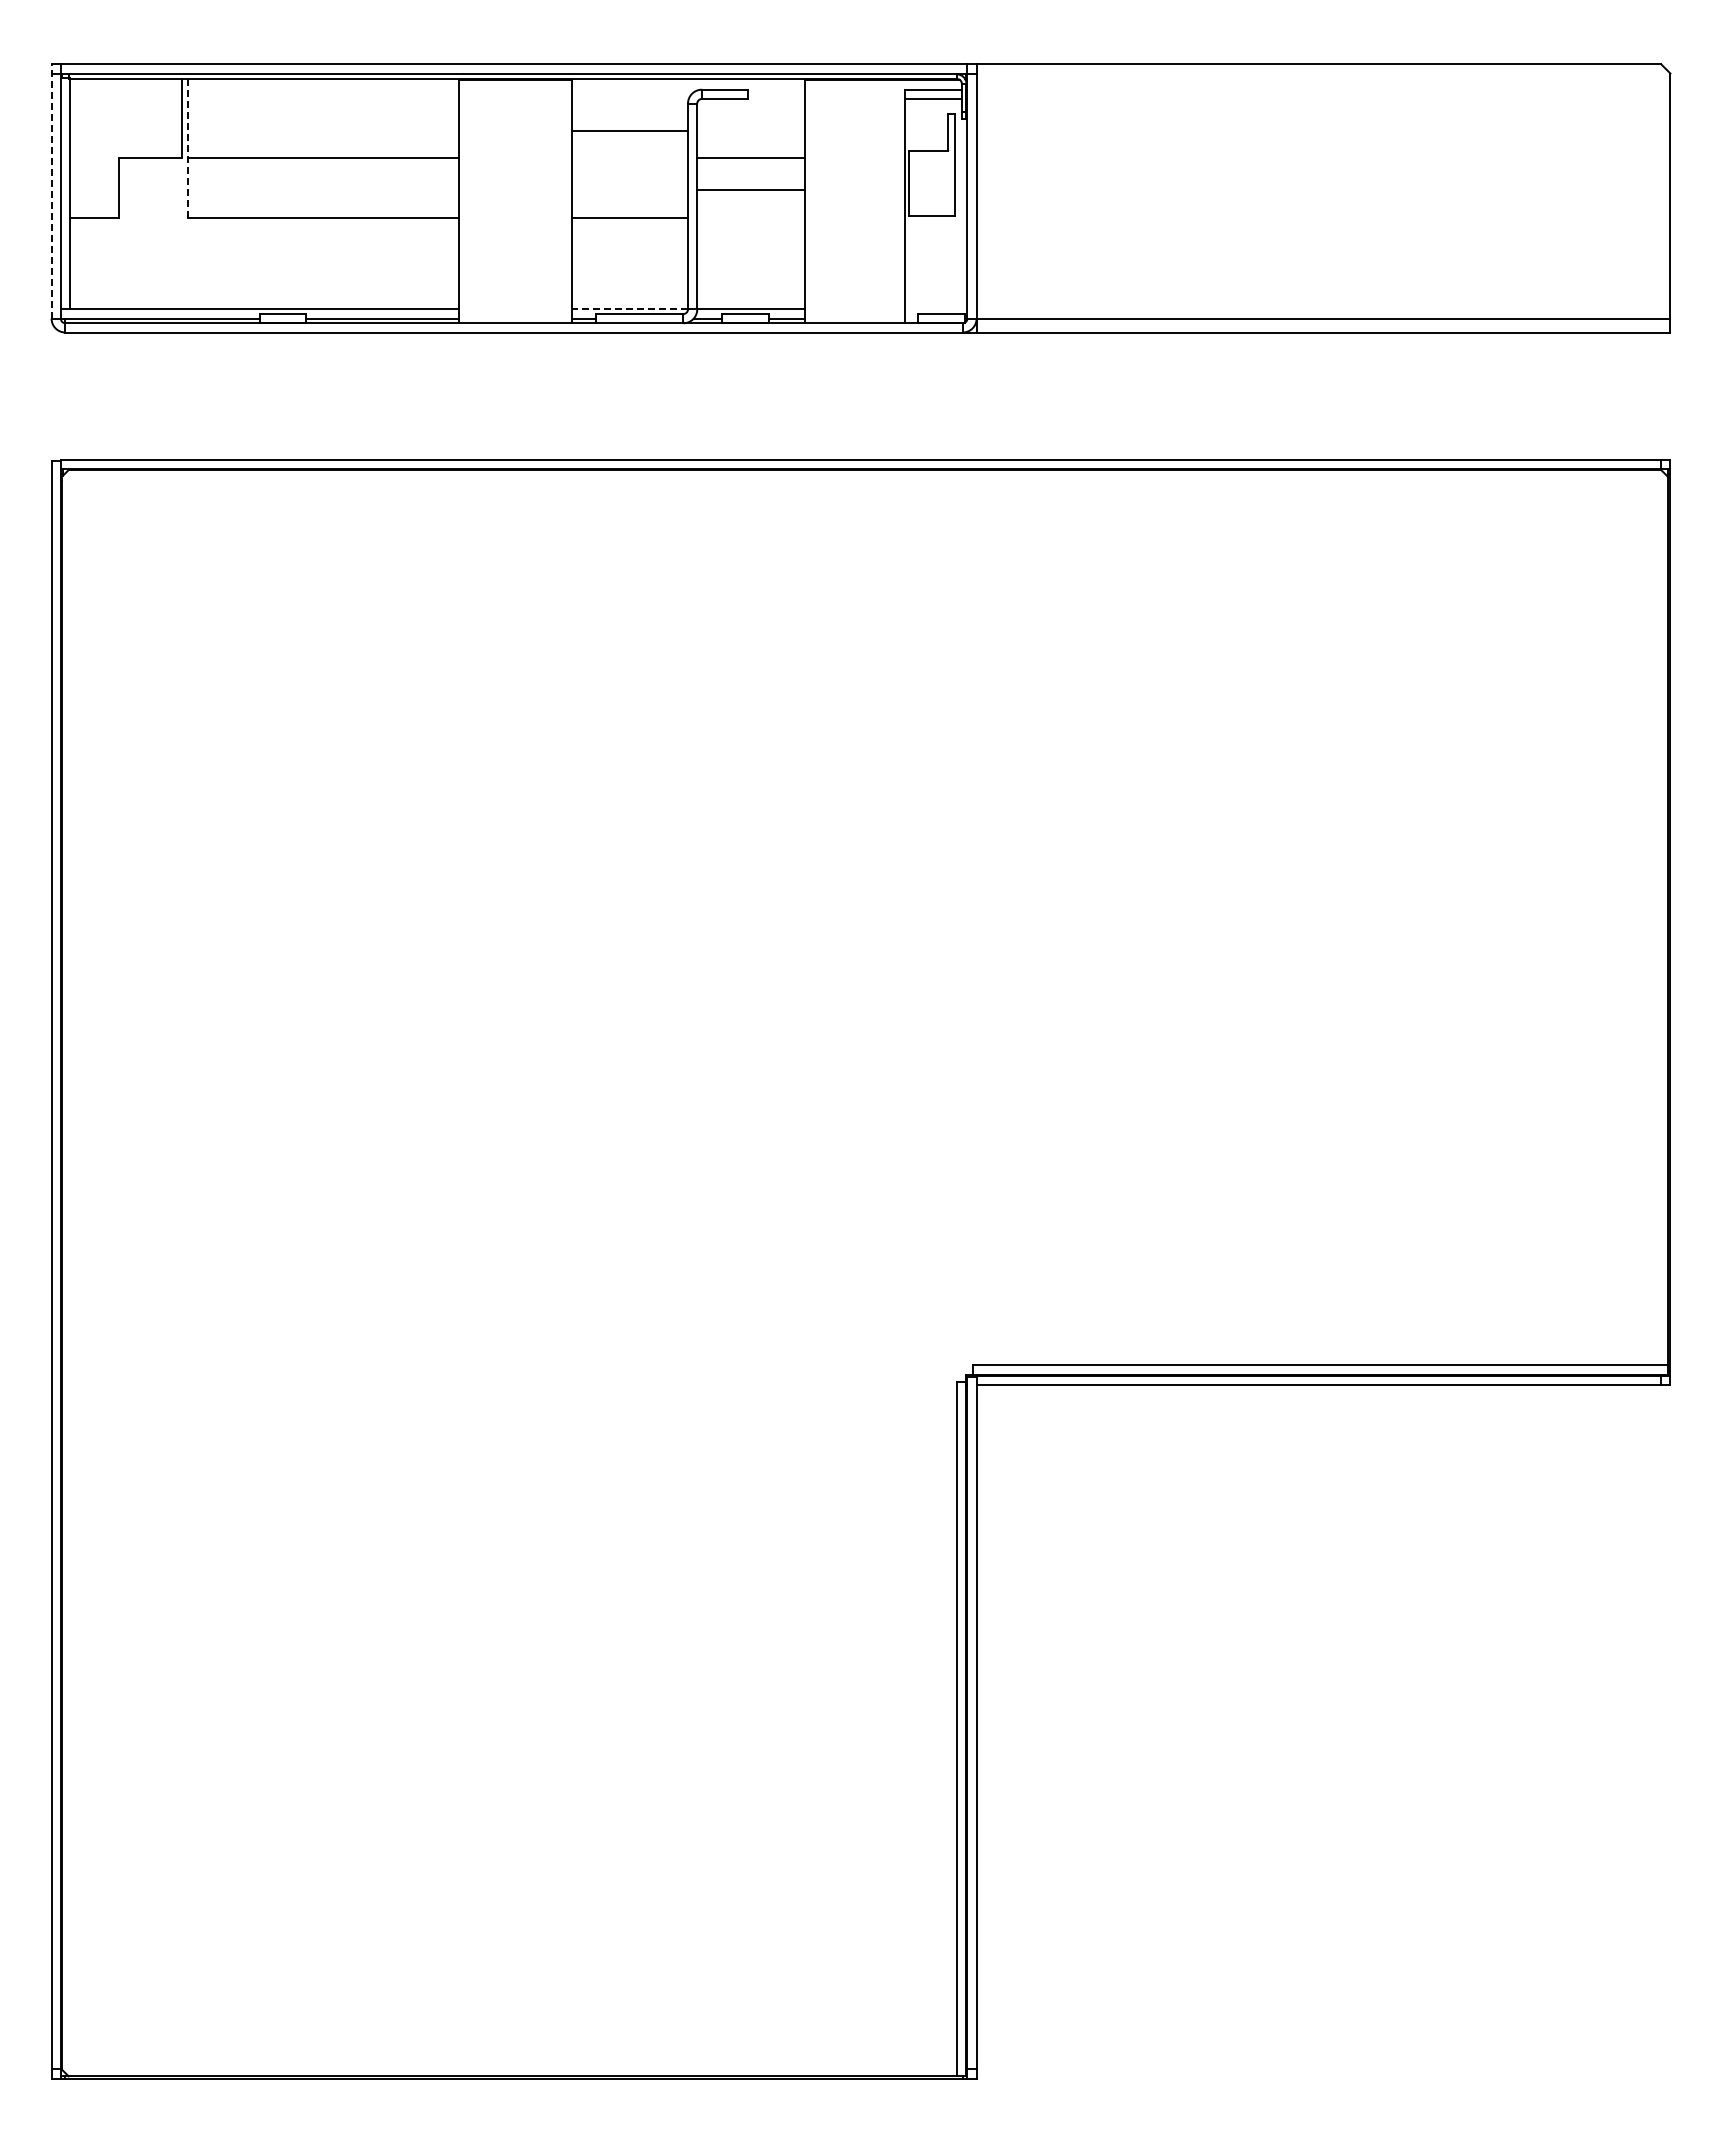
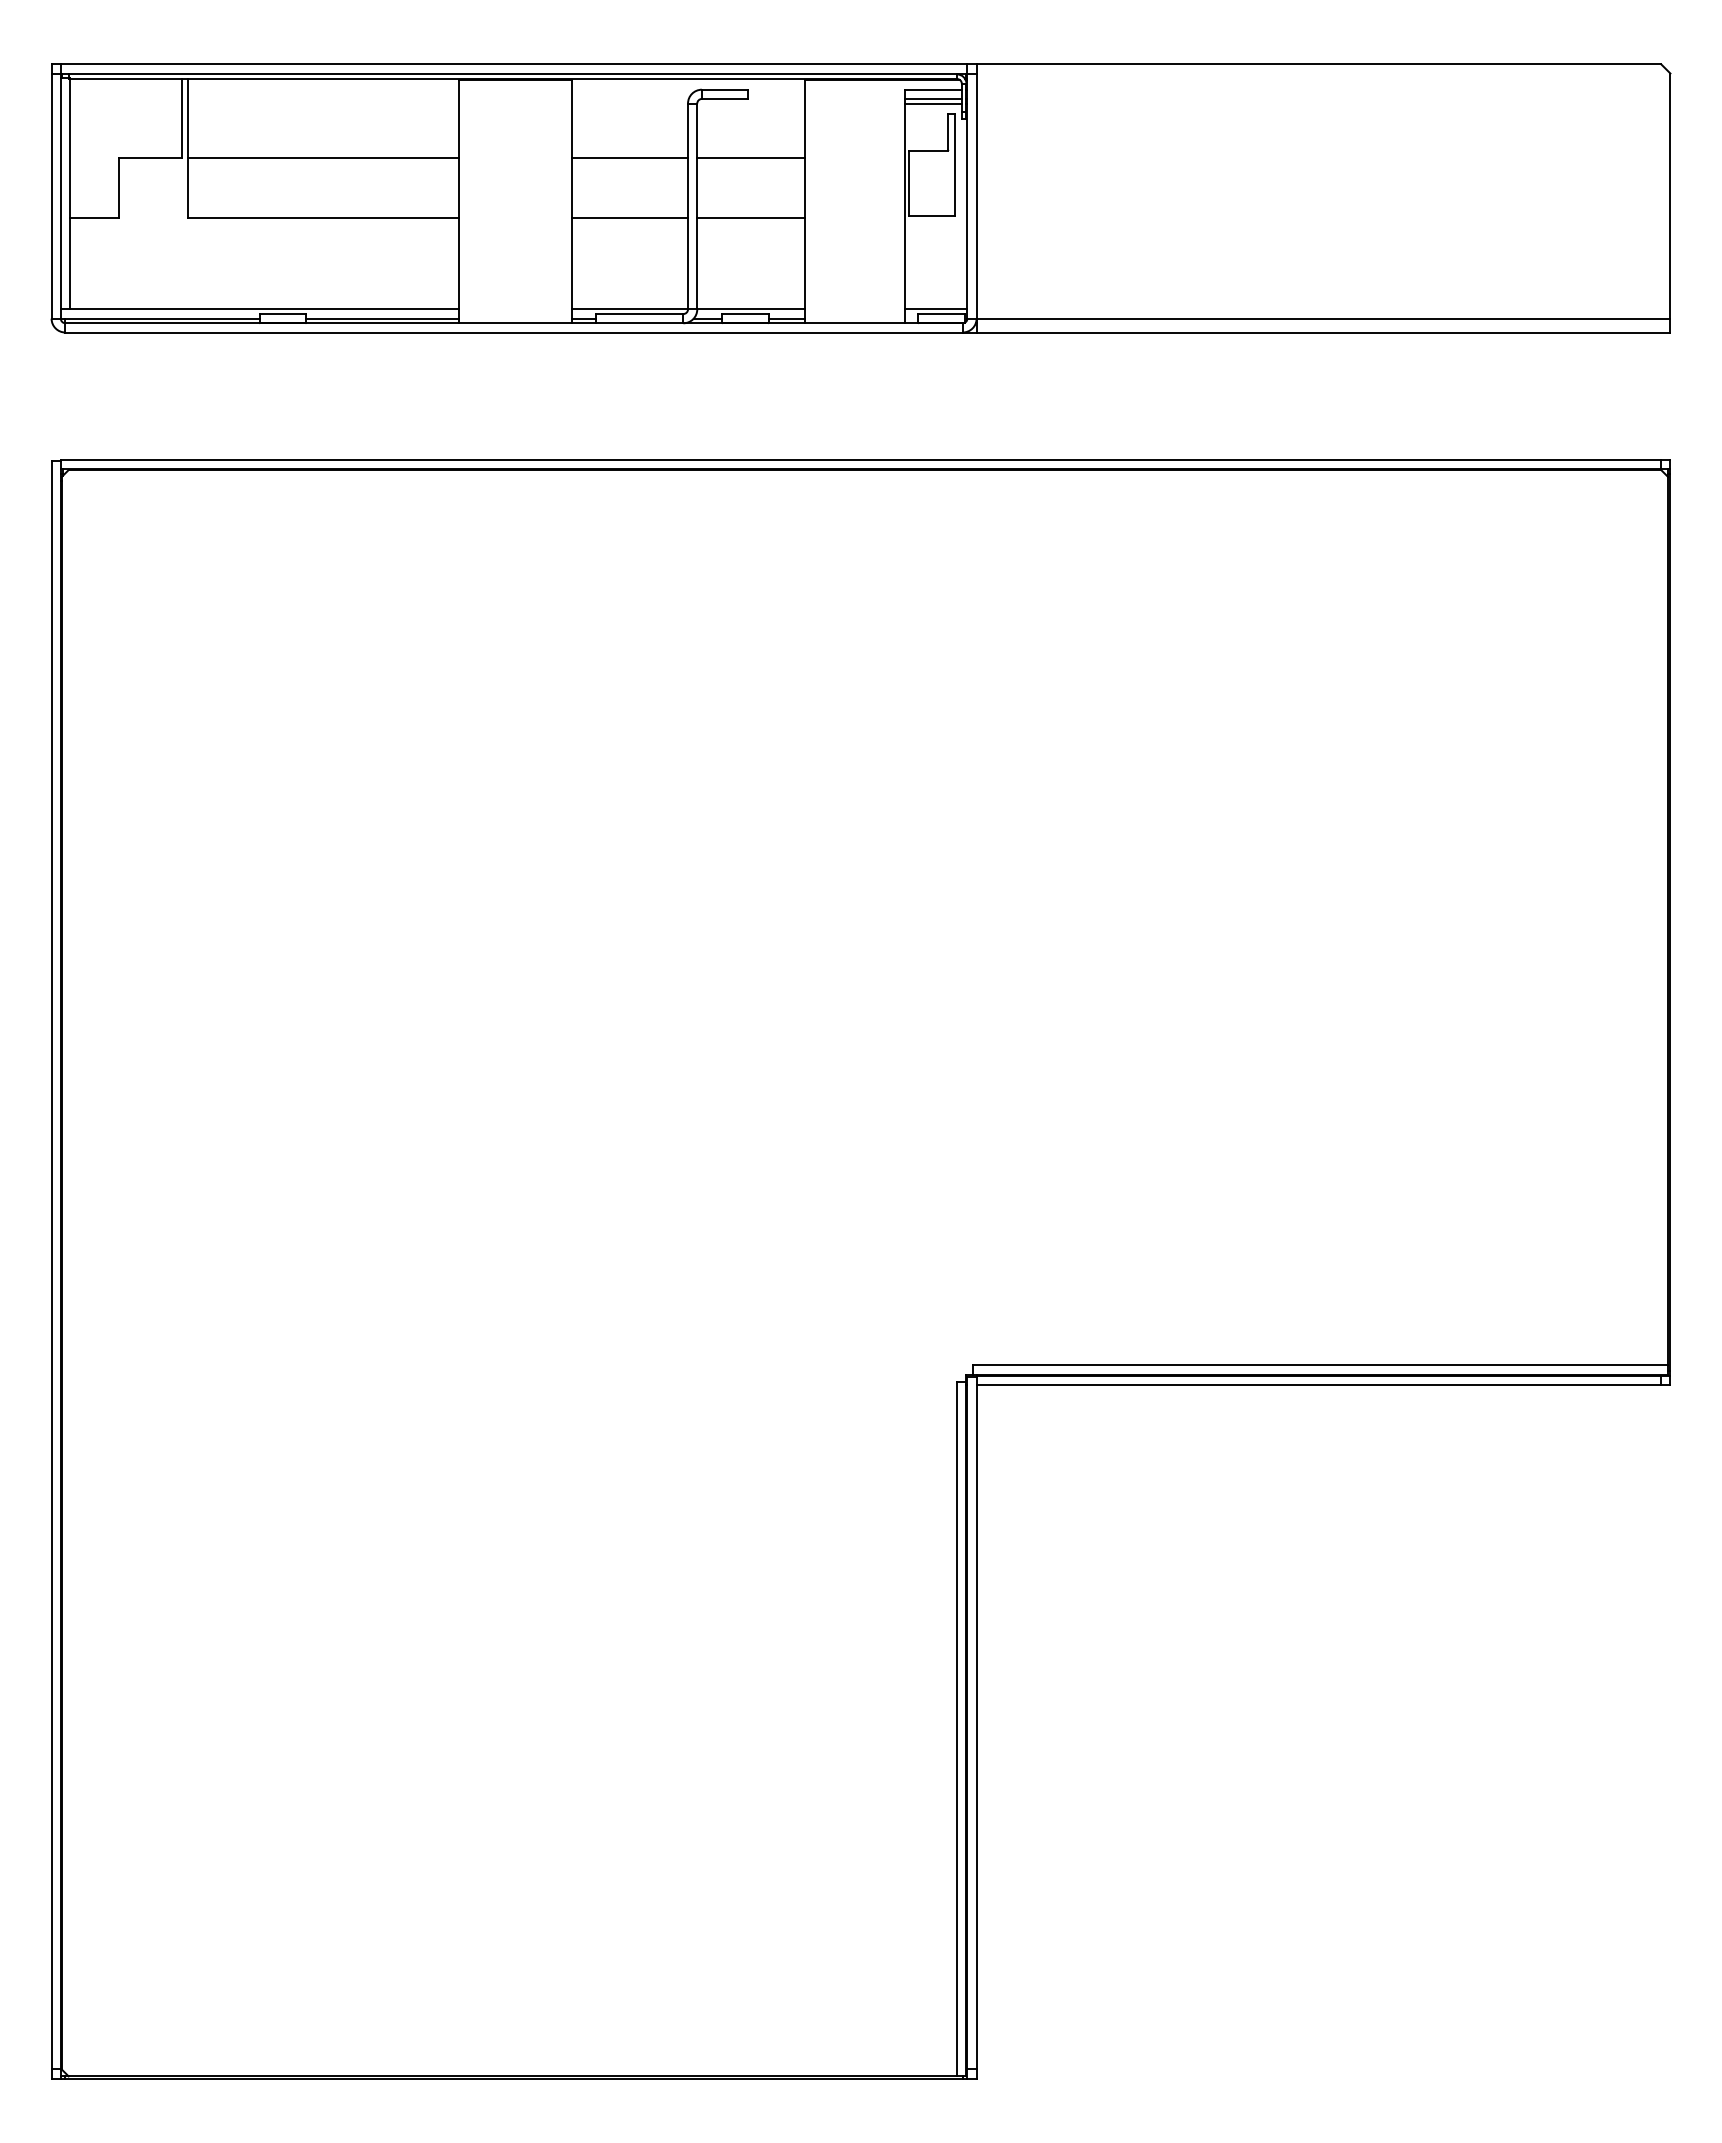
line: none -> present (932, 103)
line position: (630, 130) -> (630, 157) (630, 157)
line: dashed -> solid (188, 147)
line position: (751, 189) -> (751, 217) (751, 217)
line: dashed -> solid (51, 190)
line: dashed -> solid (630, 309)
line: none -> present (935, 309)
